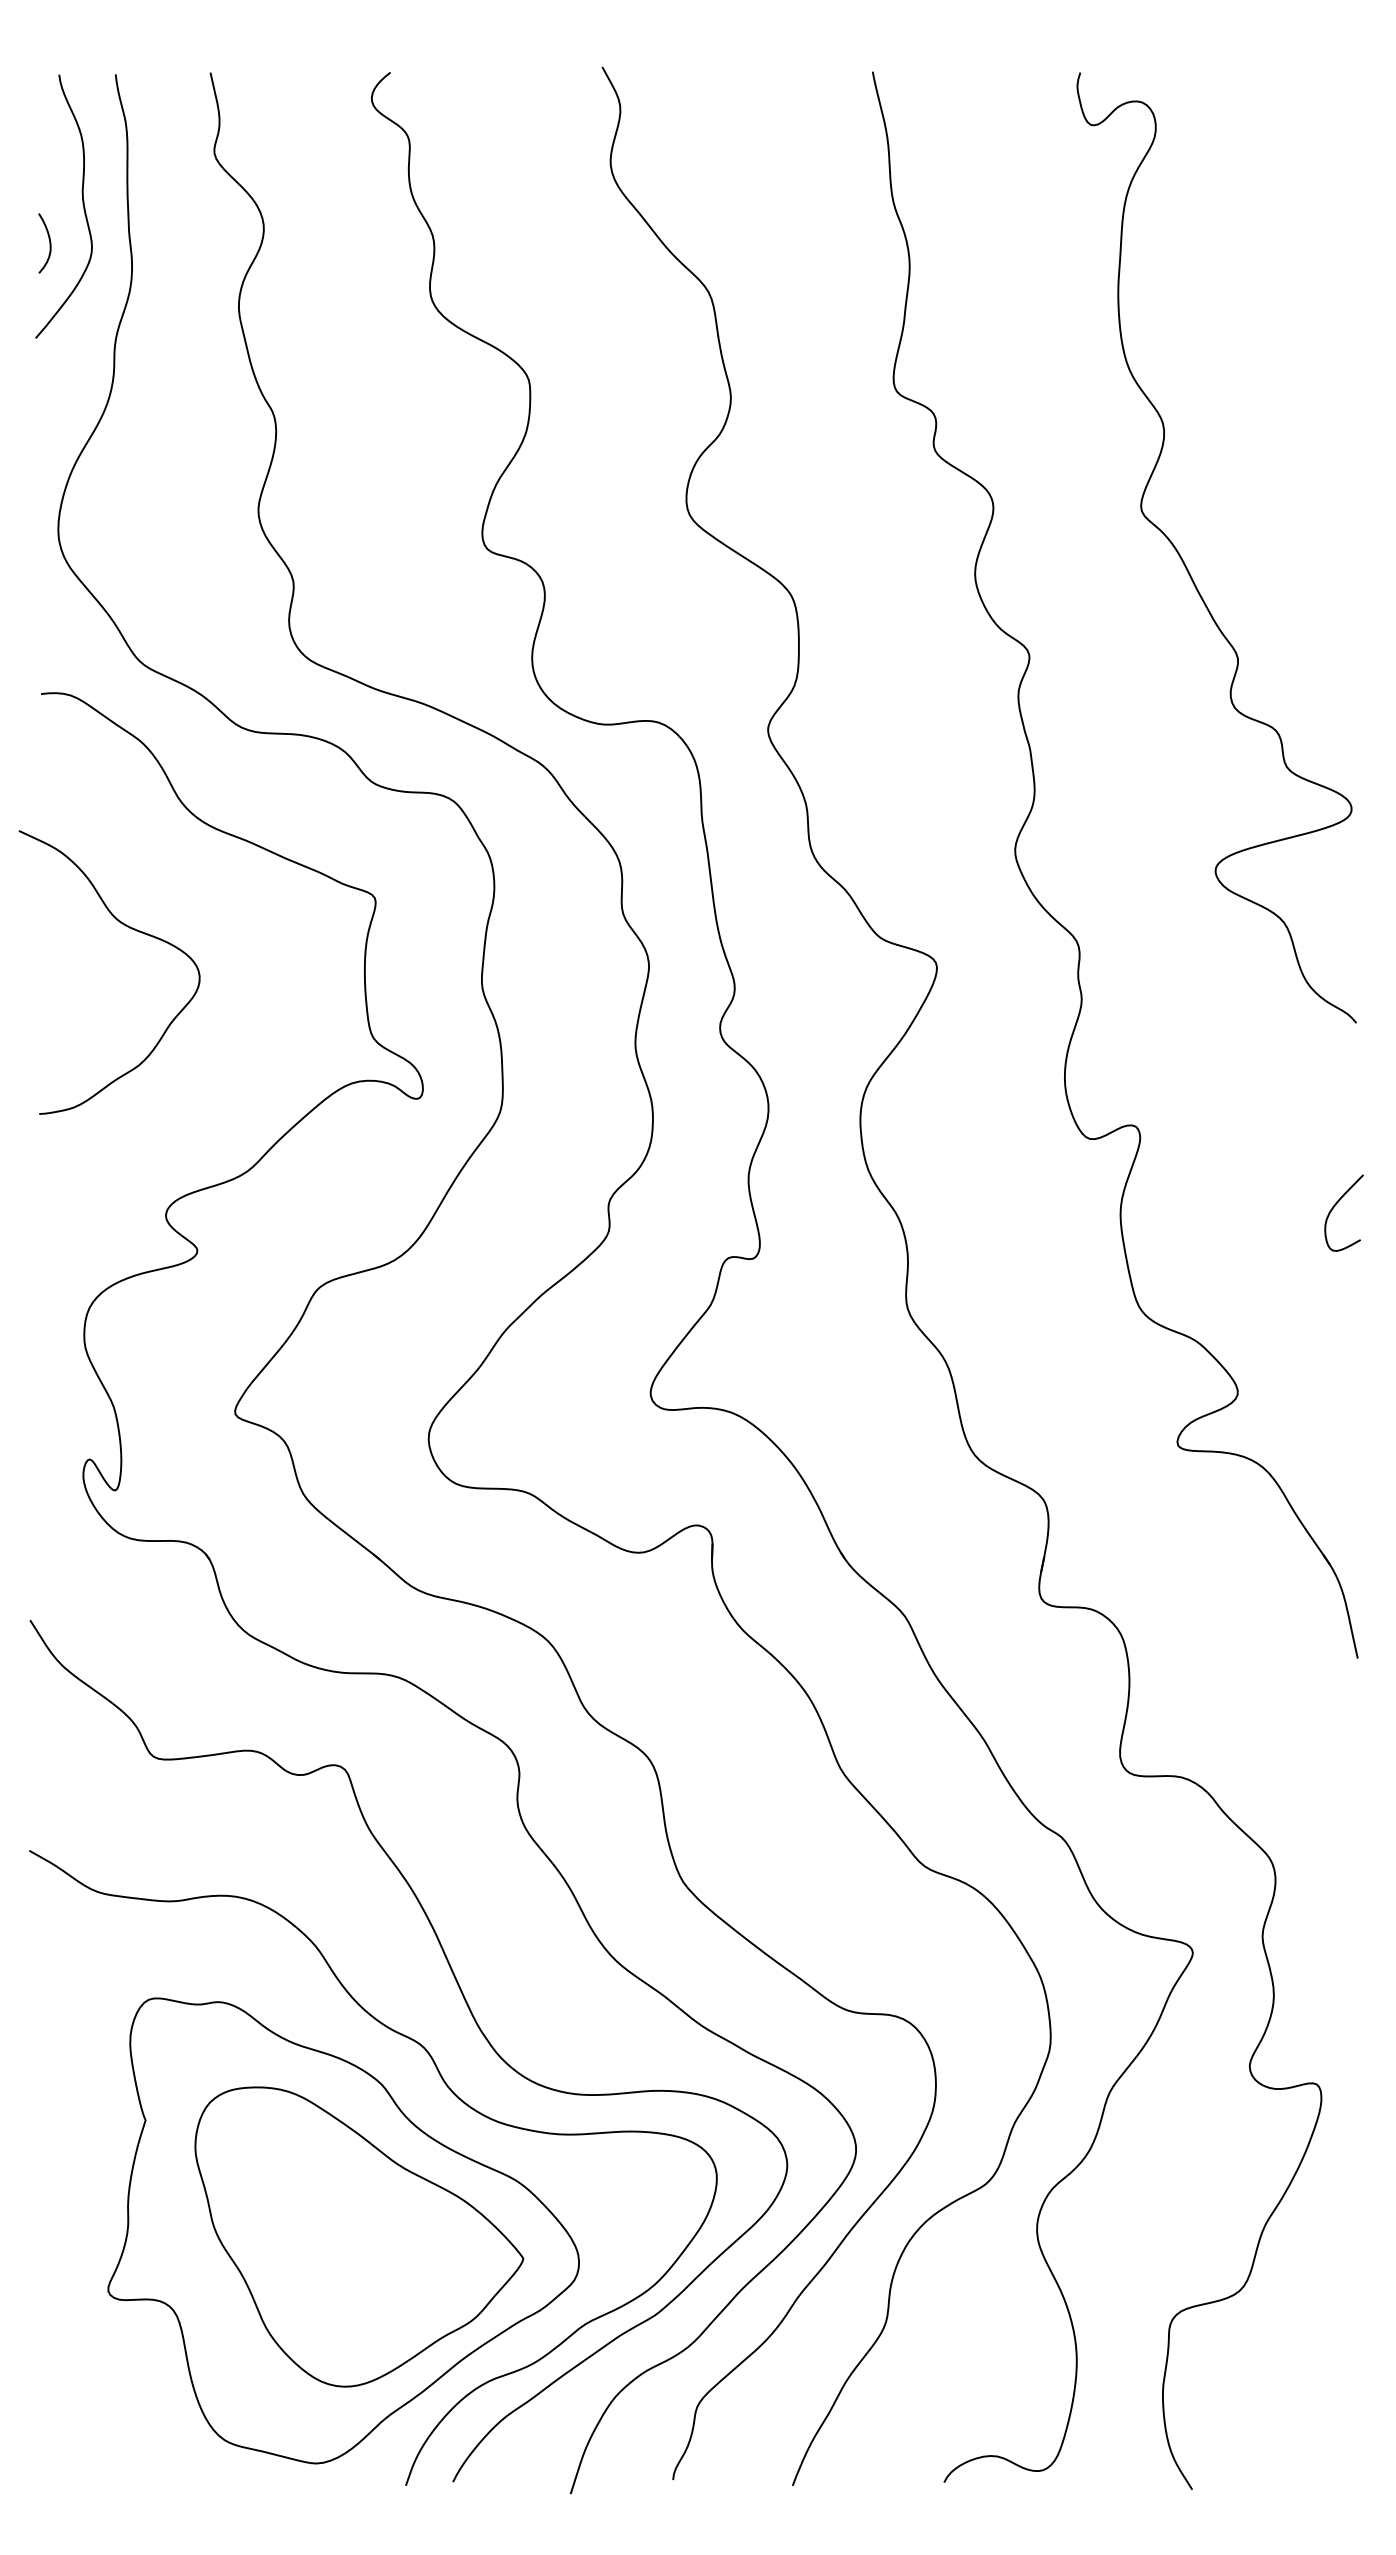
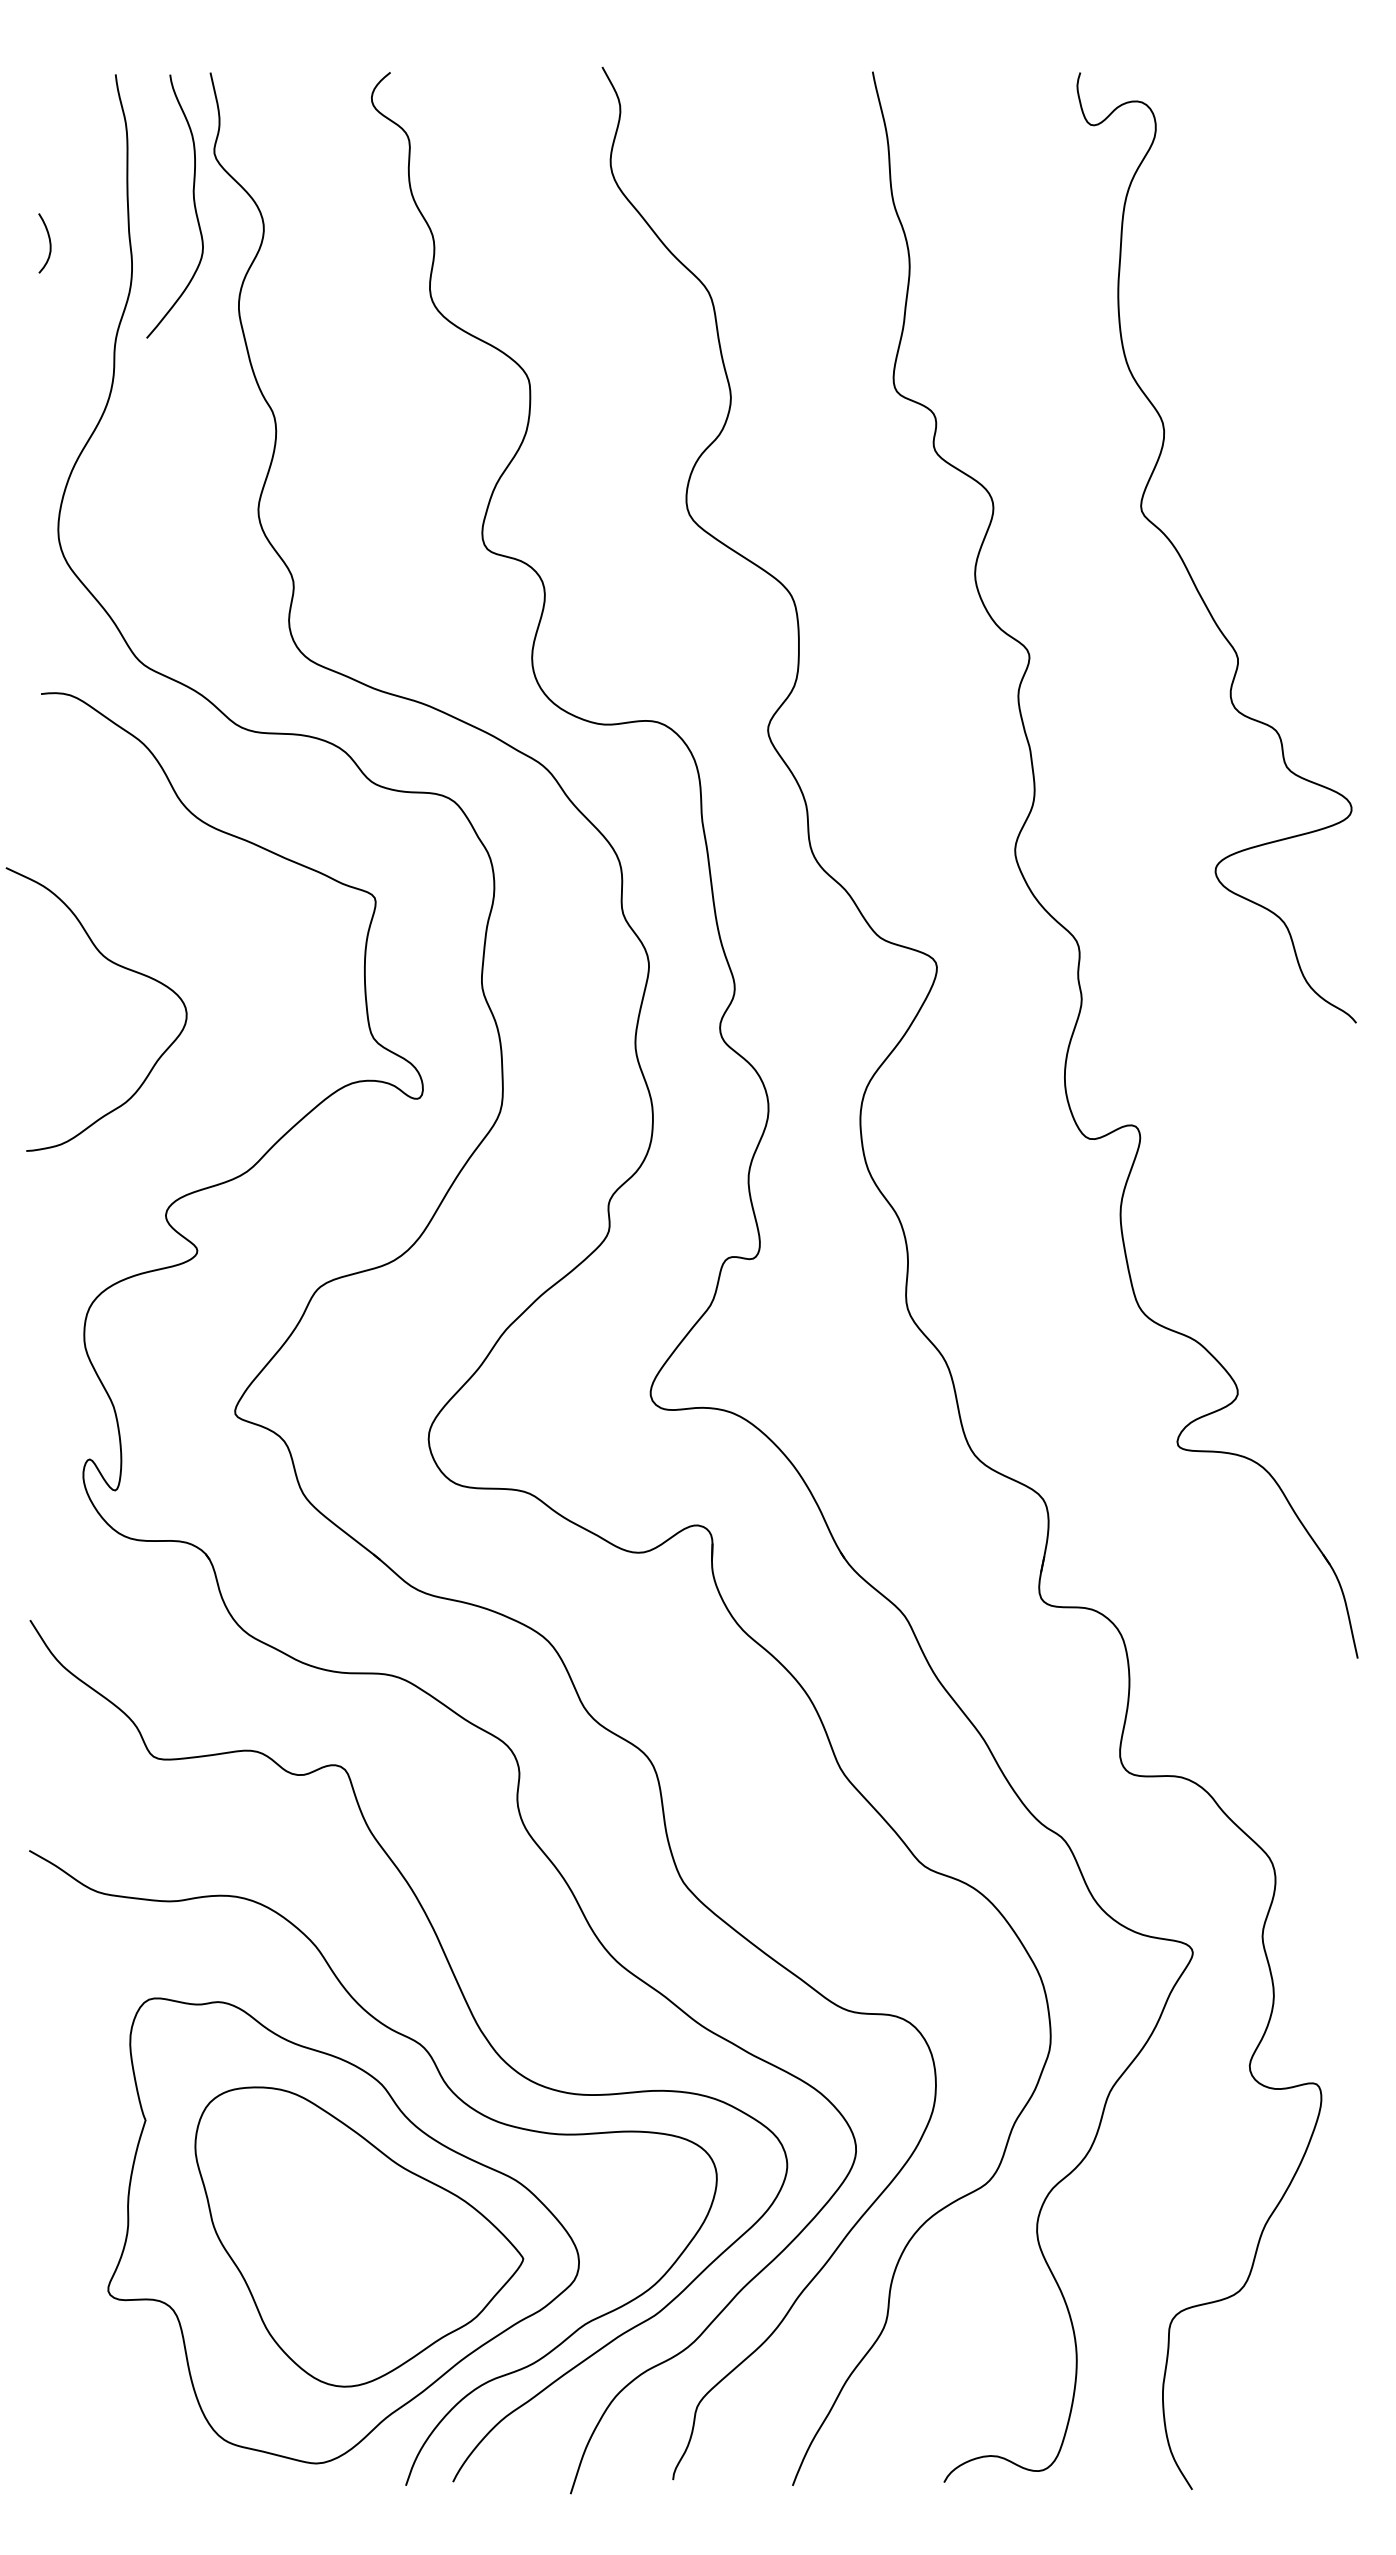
curve position: (82, 204) -> (193, 204) (193, 204)
curve position: (131, 929) -> (118, 966) (118, 966)
curve: present -> none (1335, 1206)
